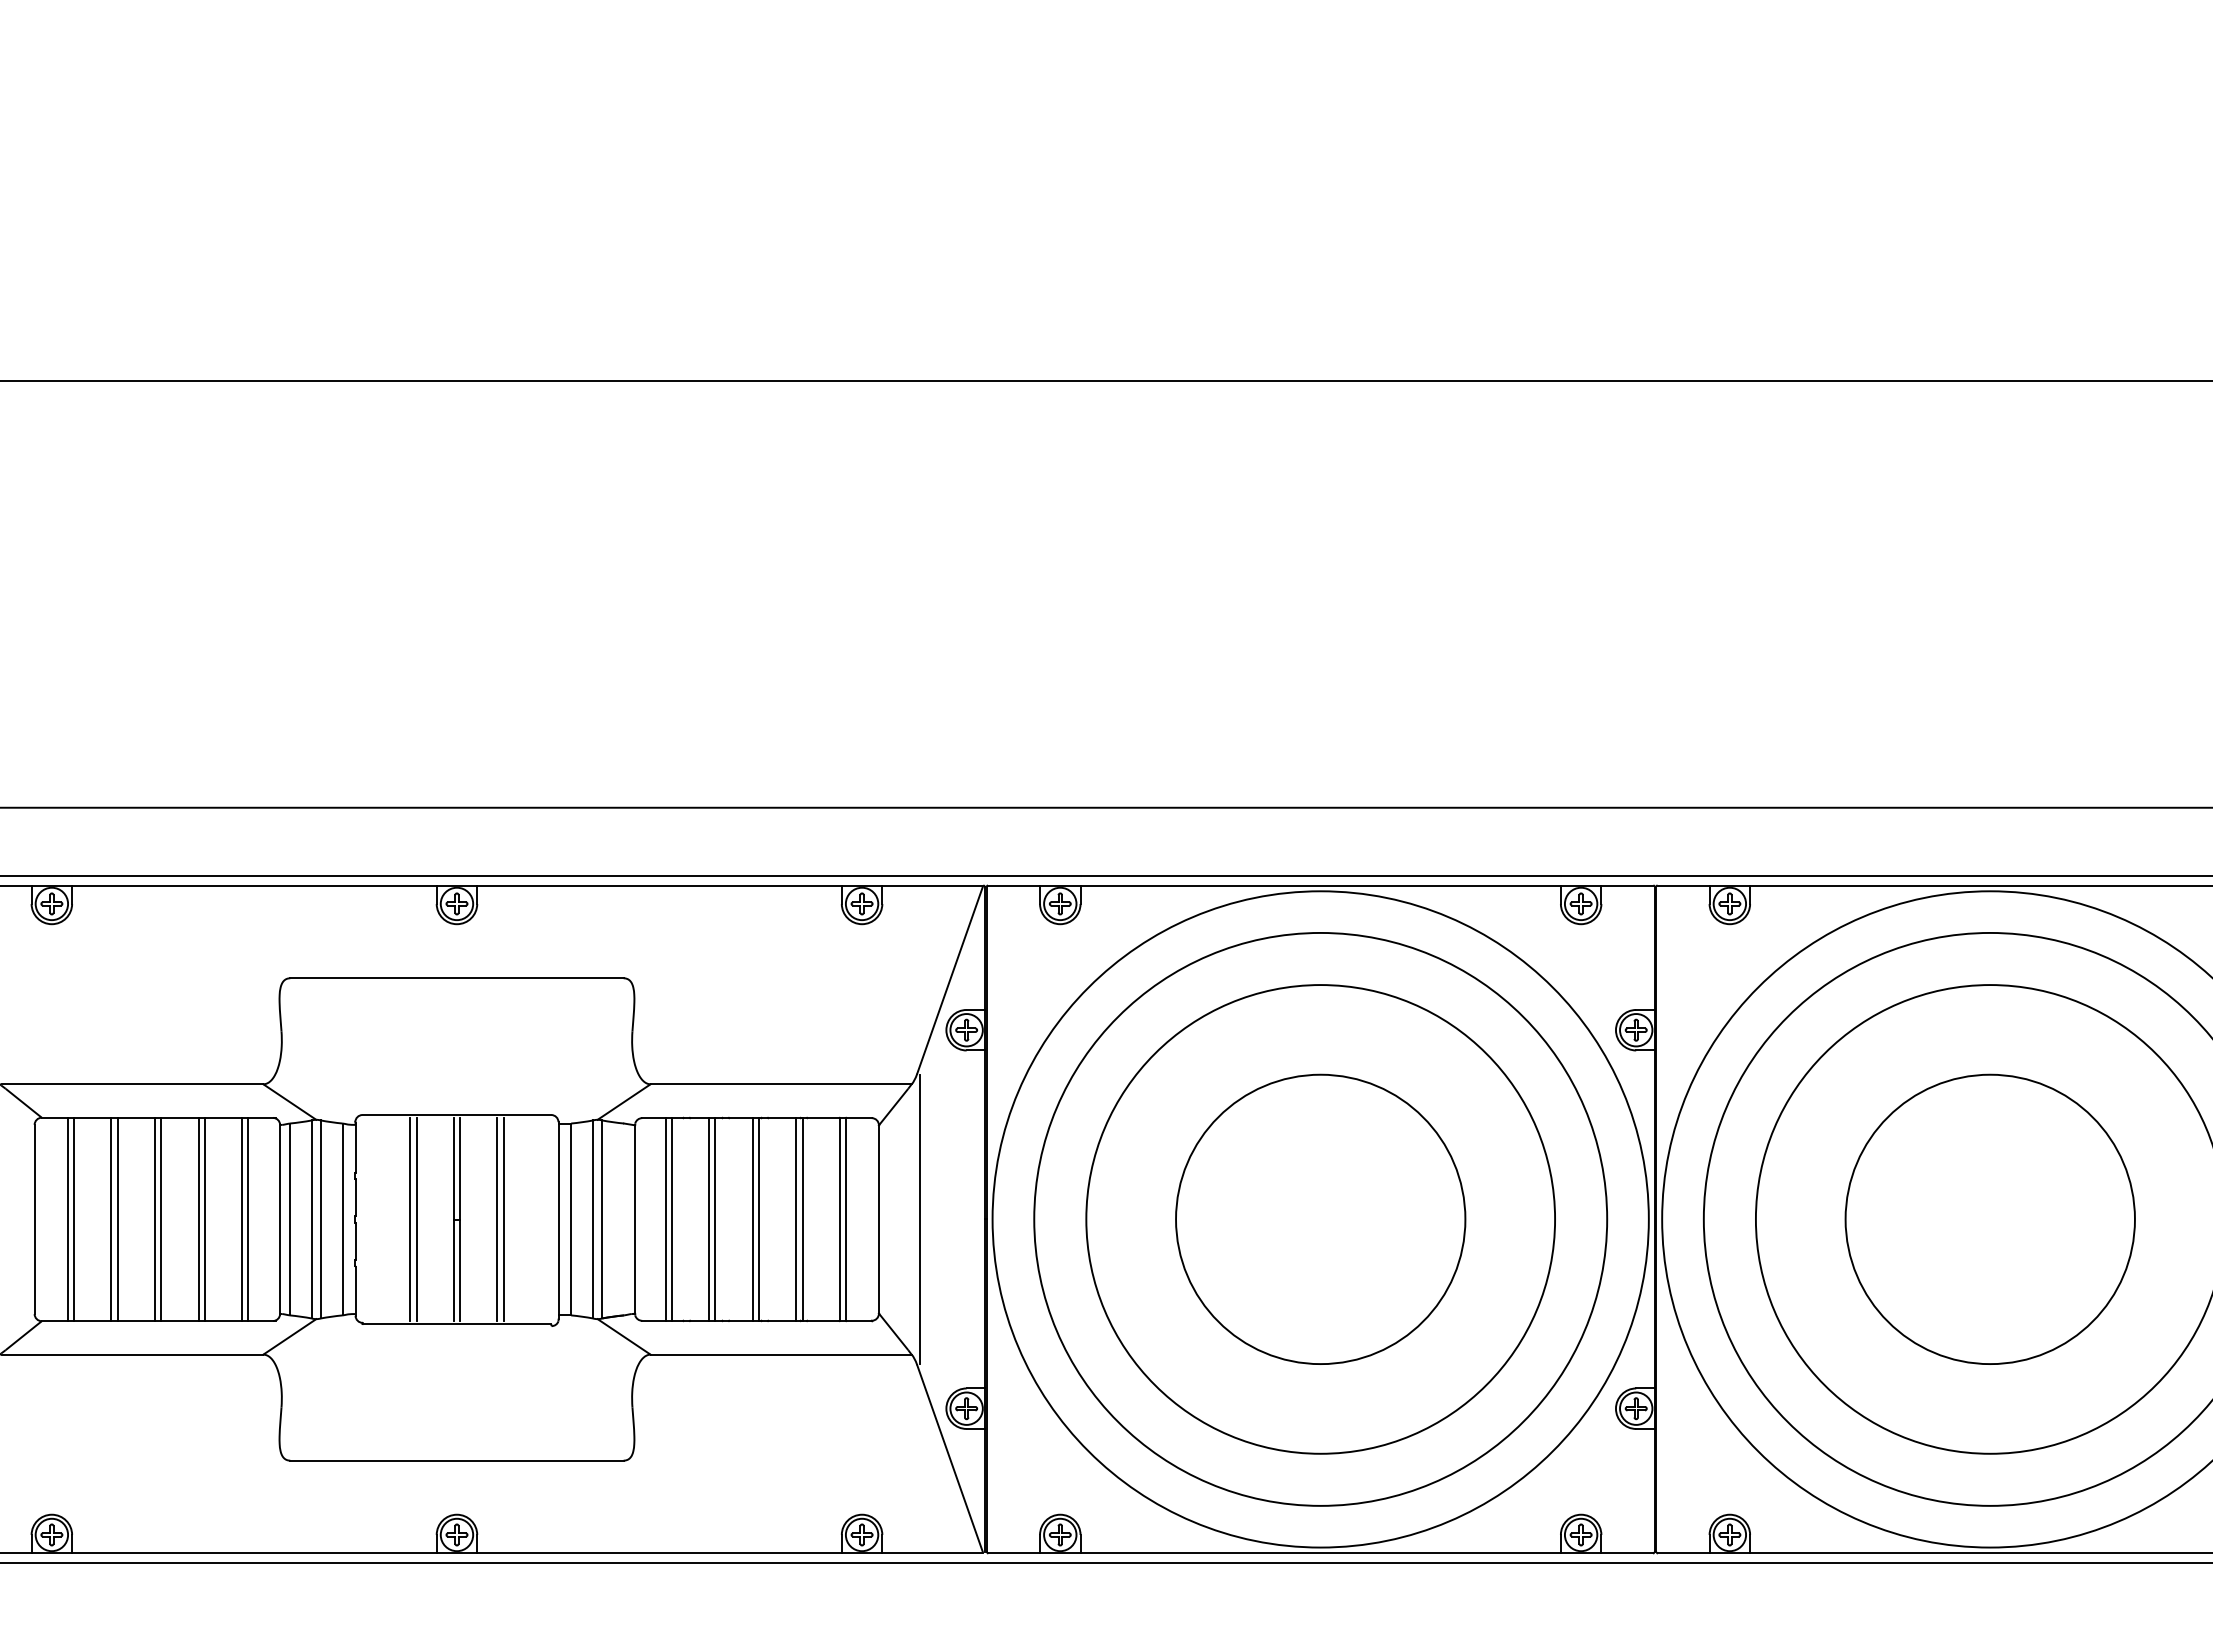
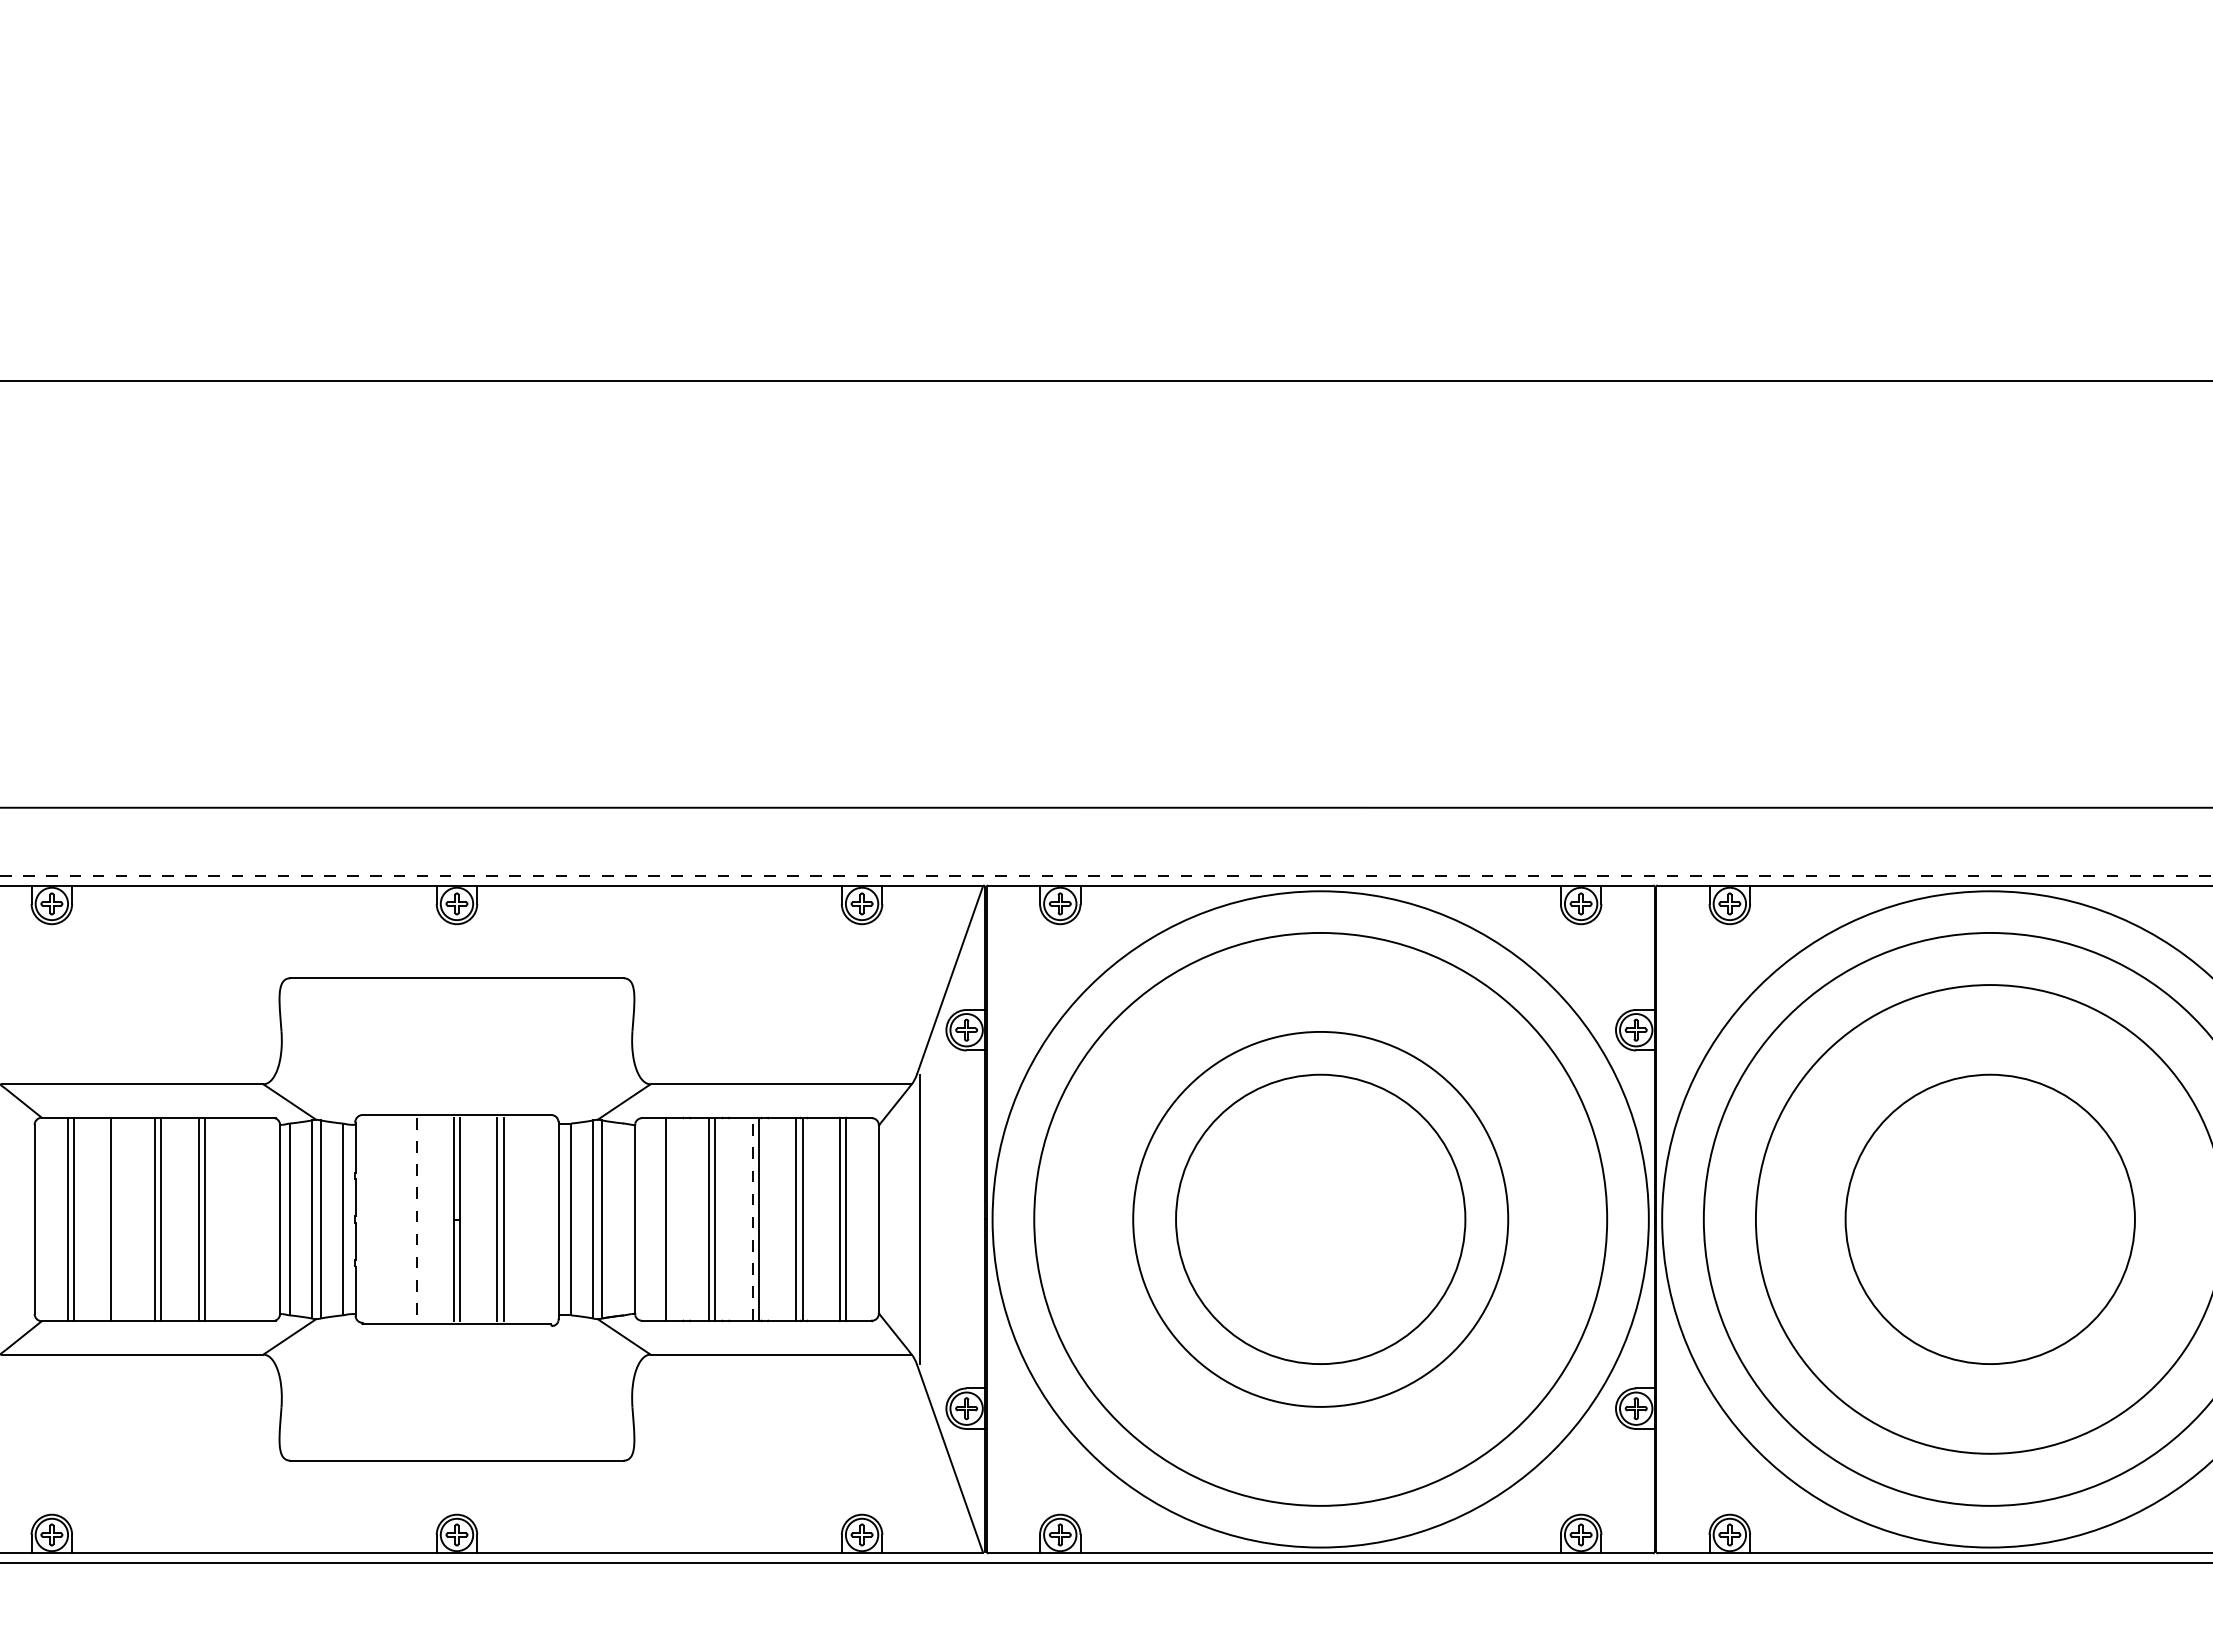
line: solid -> dashed (1106, 875)
line: present -> none (117, 1219)
line: present -> none (242, 1219)
line: present -> none (248, 1219)
line: present -> none (410, 1219)
line: solid -> dashed (416, 1219)
line: present -> none (671, 1219)
line: solid -> dashed (752, 1219)
circle diameter: 469 px -> 375 px (1320, 1218)
